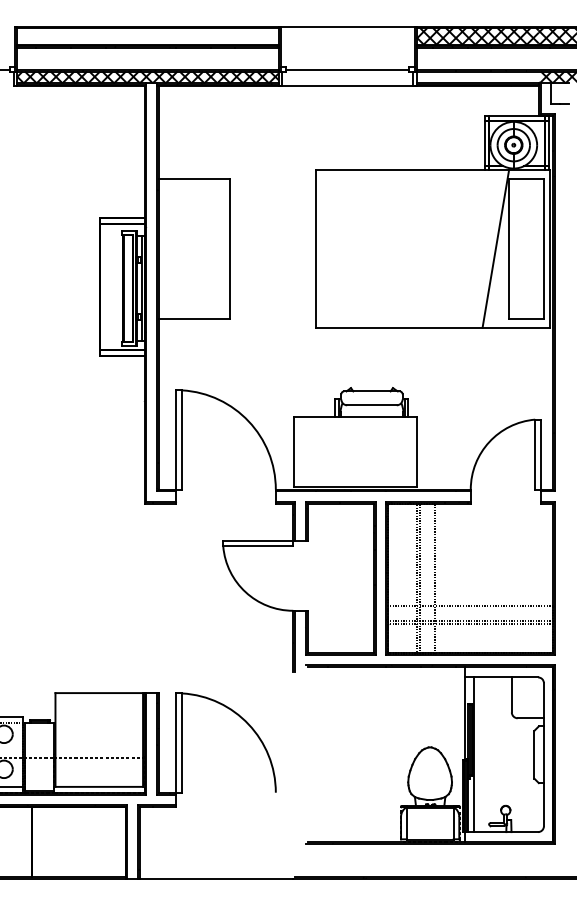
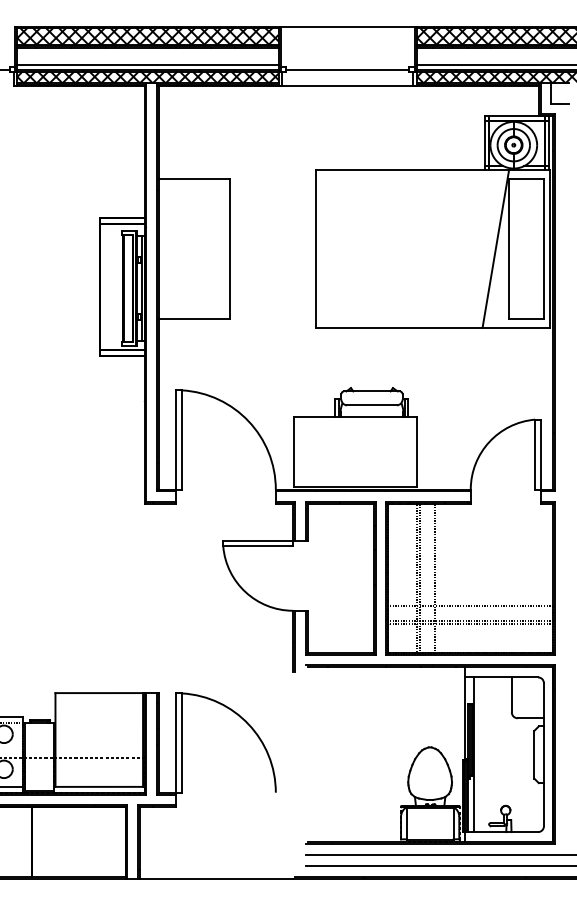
hatch: none -> present (147, 36)
line: none -> present (147, 64)
line: none -> present (494, 64)
hatch: none -> present (477, 77)
line: none -> present (439, 854)
line: none -> present (439, 866)
